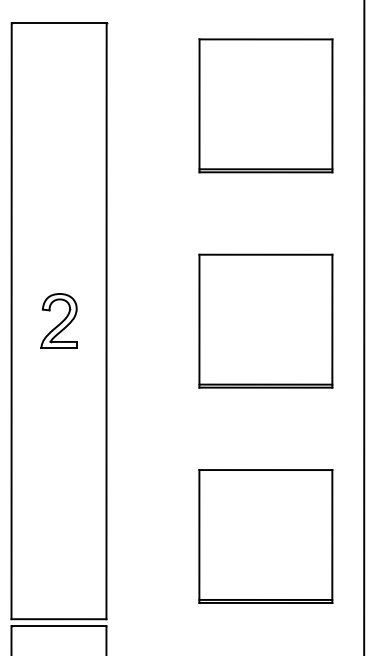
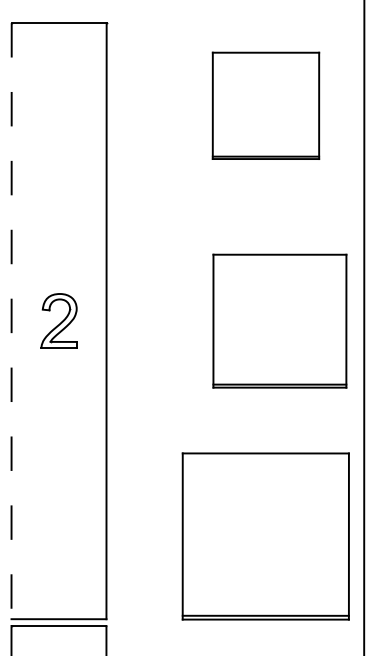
part size: 136x136 px -> 110x109 px (265, 105)
part position: (265, 320) -> (279, 320) (279, 320)
line: solid -> dashed (11, 321)
part size: 136x135 px -> 169x169 px (265, 536)
